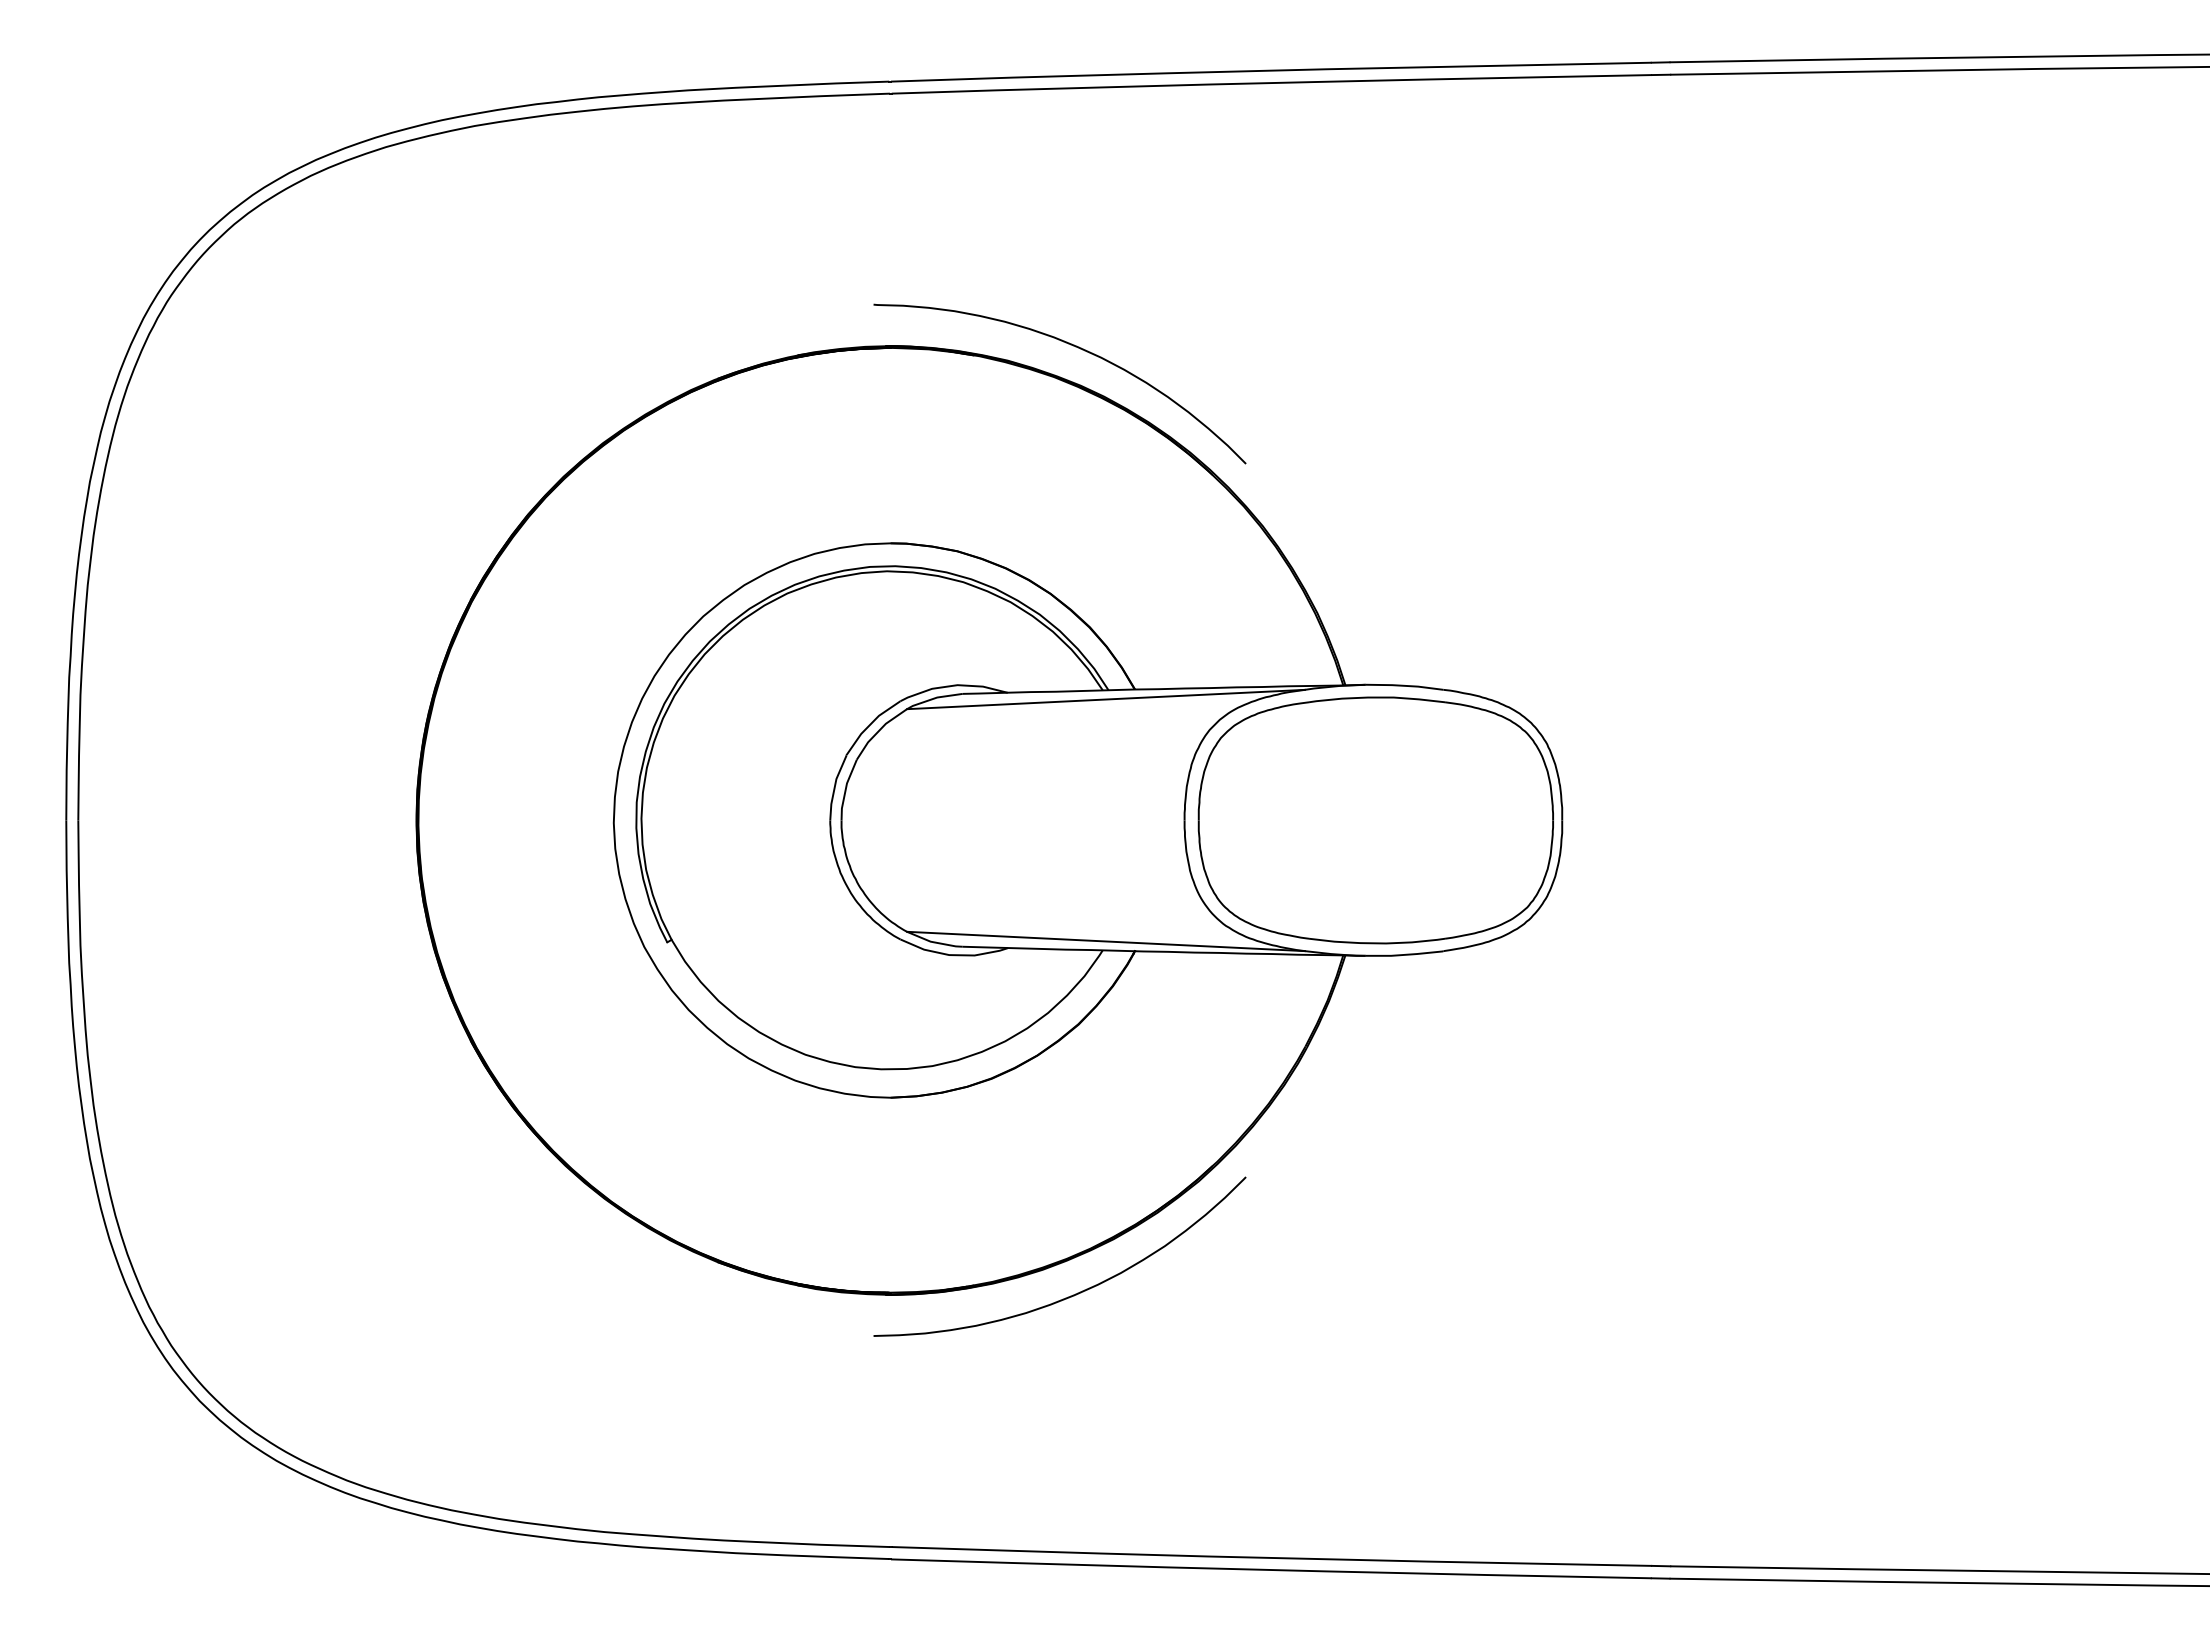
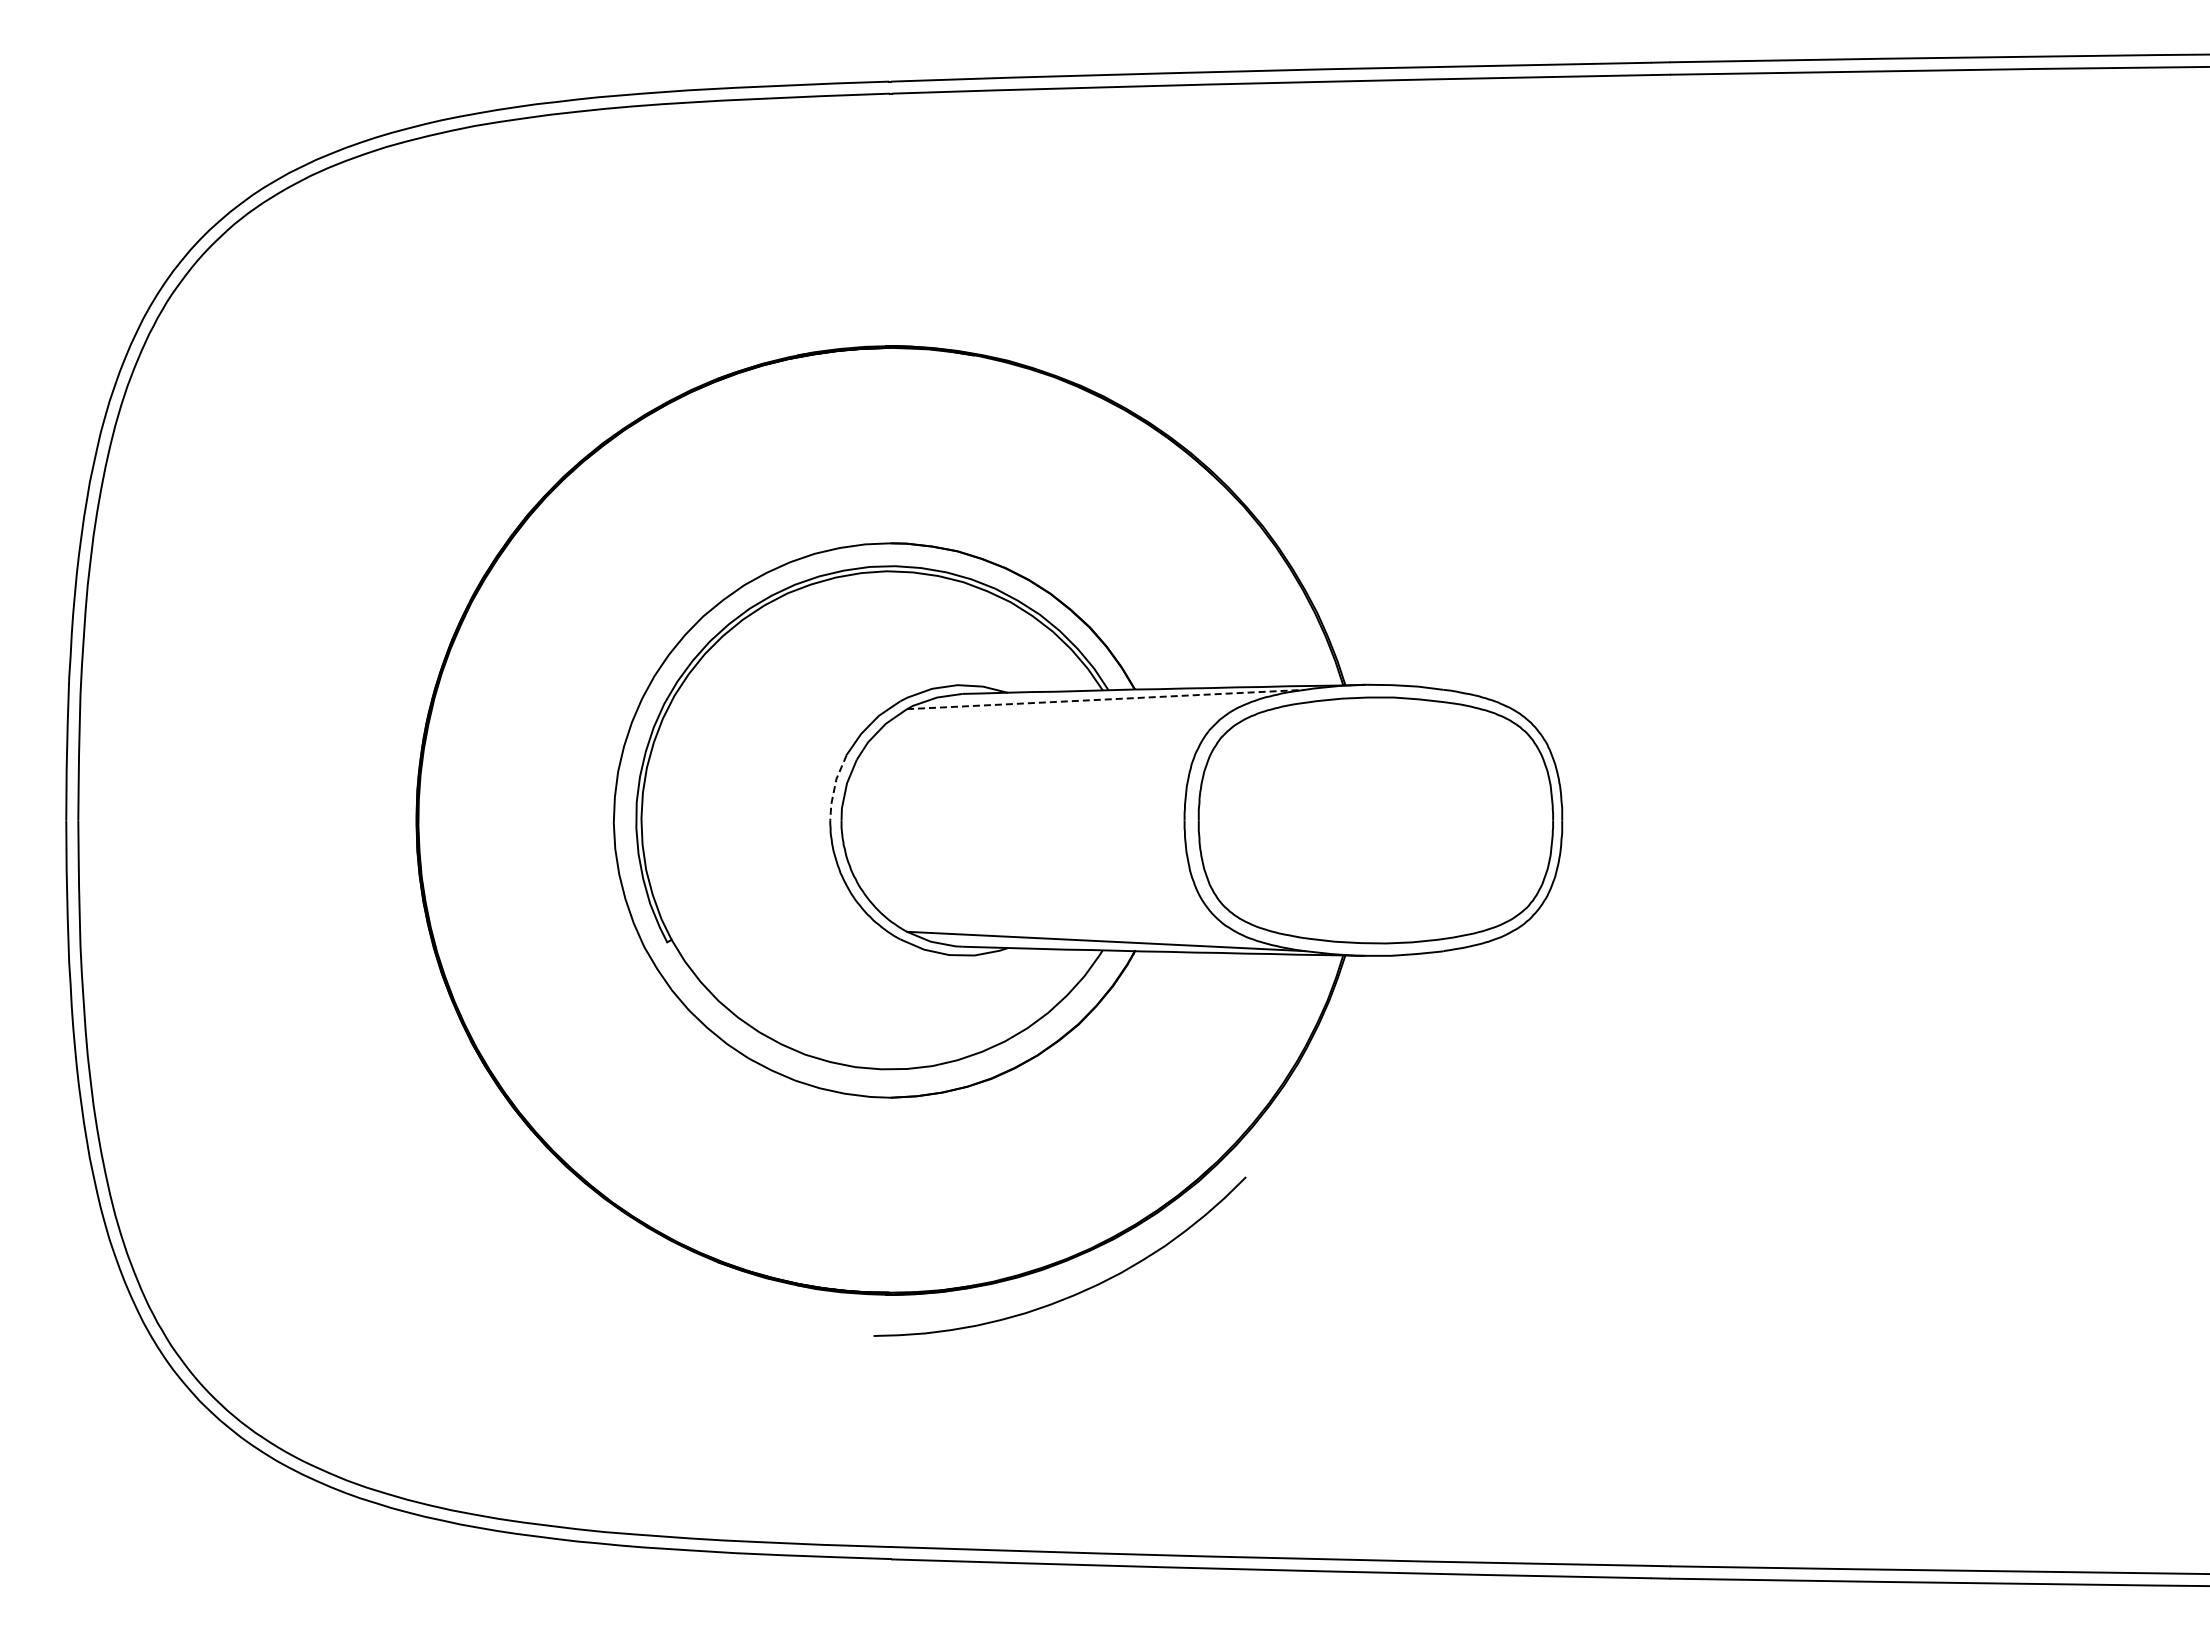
curve: present -> none (1075, 347)
line: solid -> dashed (1106, 699)
line: solid -> dashed (834, 787)
